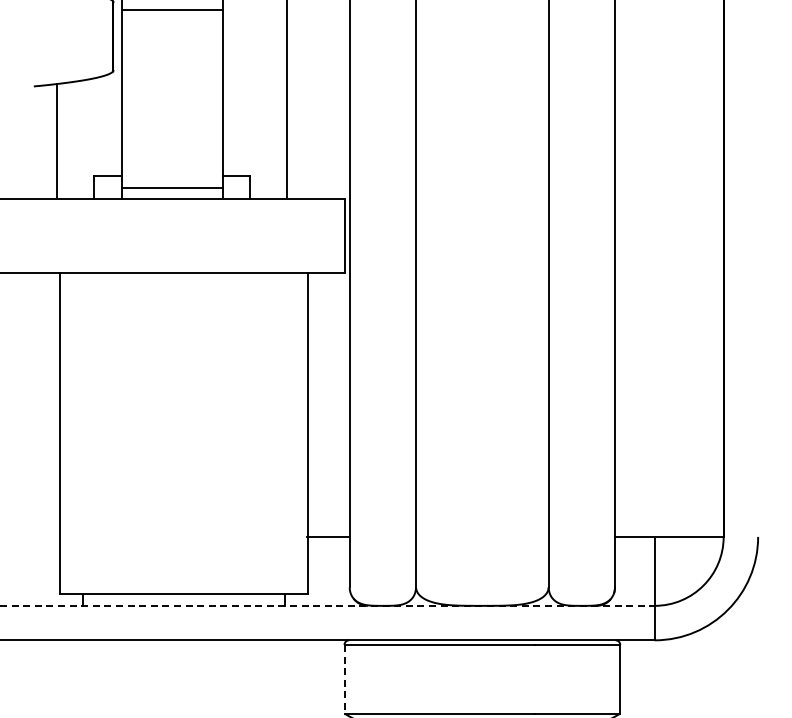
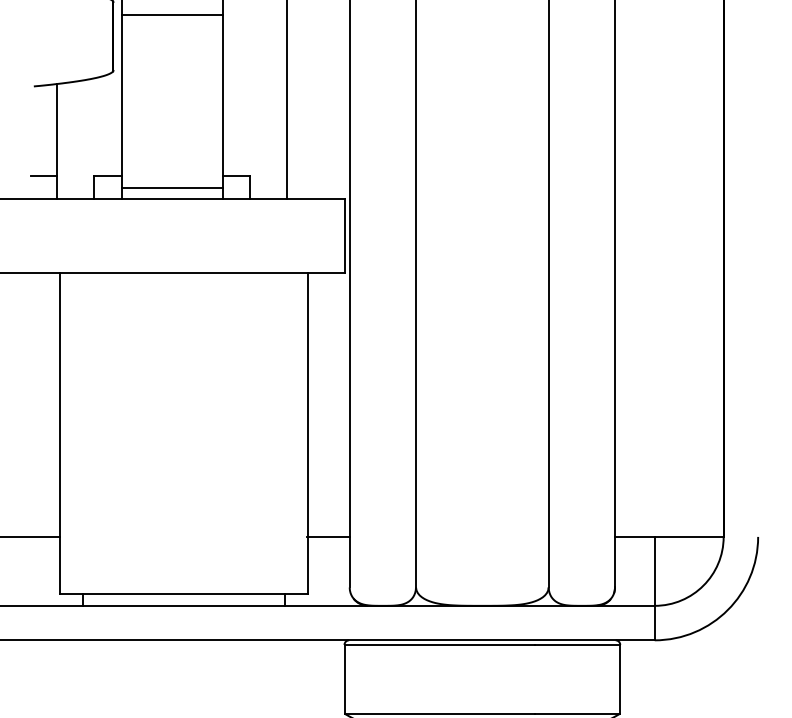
line position: (171, 10) -> (171, 15) (171, 15)
line: none -> present (43, 176)
line: none -> present (30, 536)
line: dashed -> solid (327, 605)
line: dashed -> solid (344, 679)
